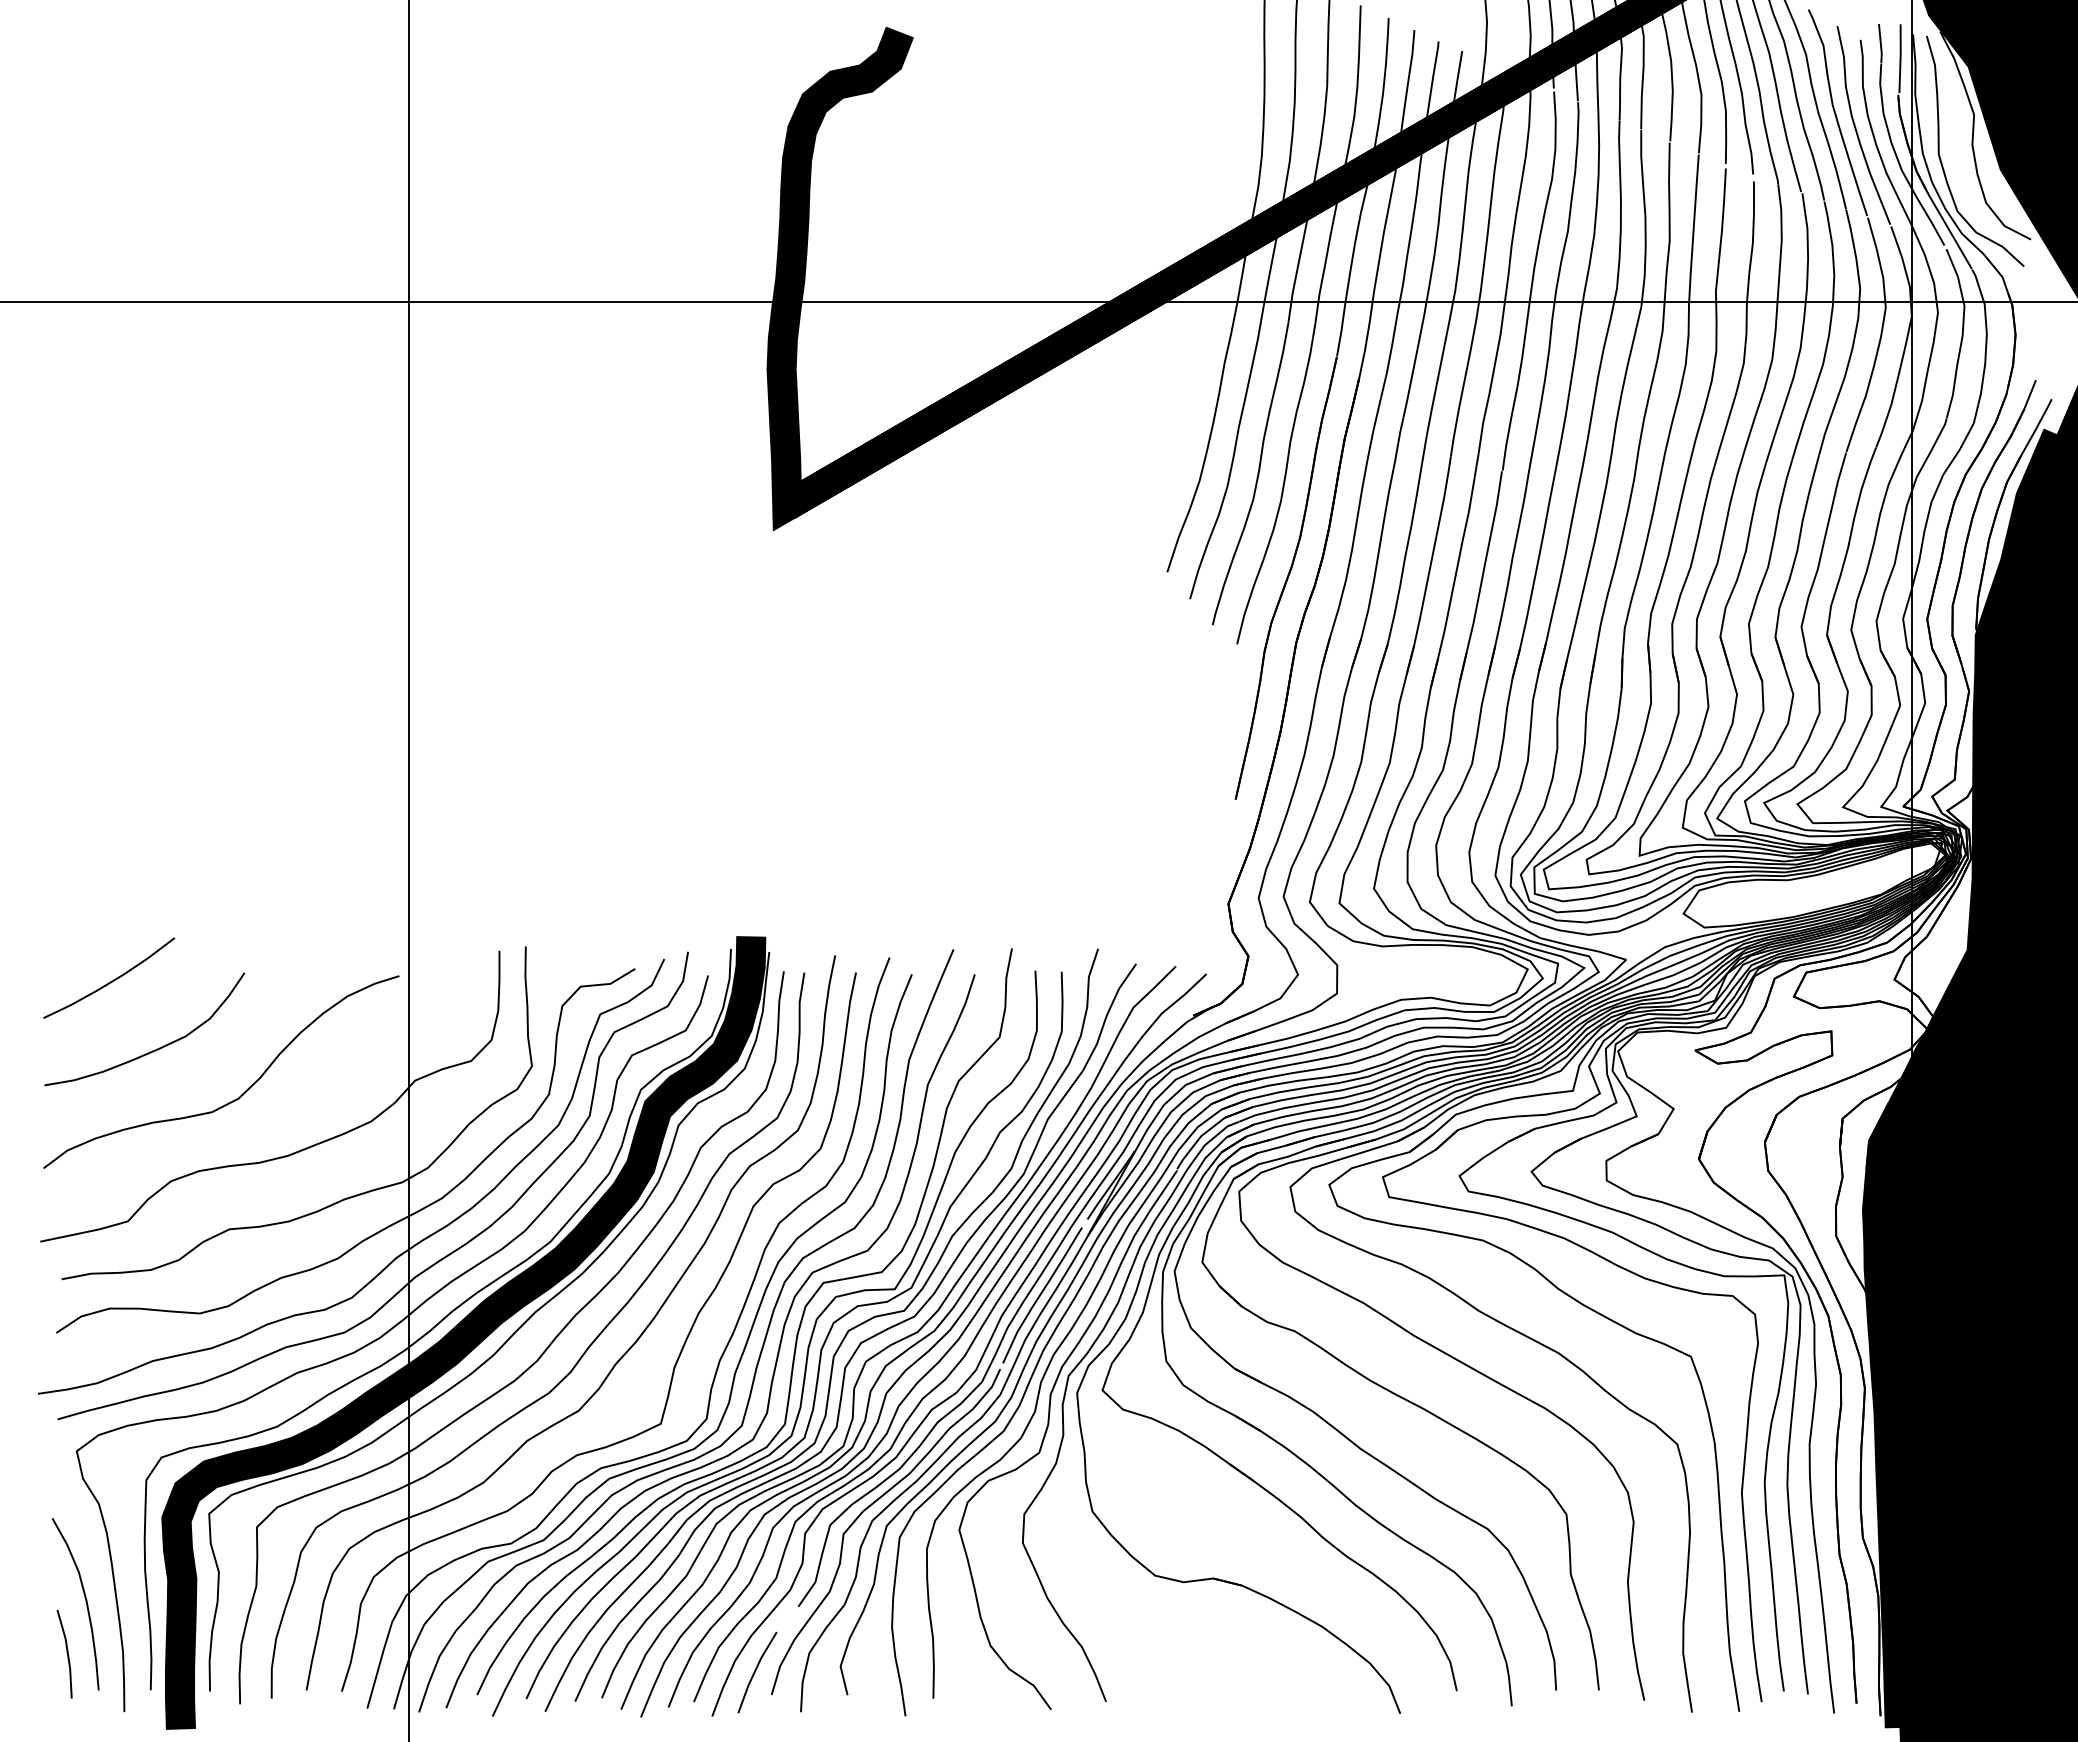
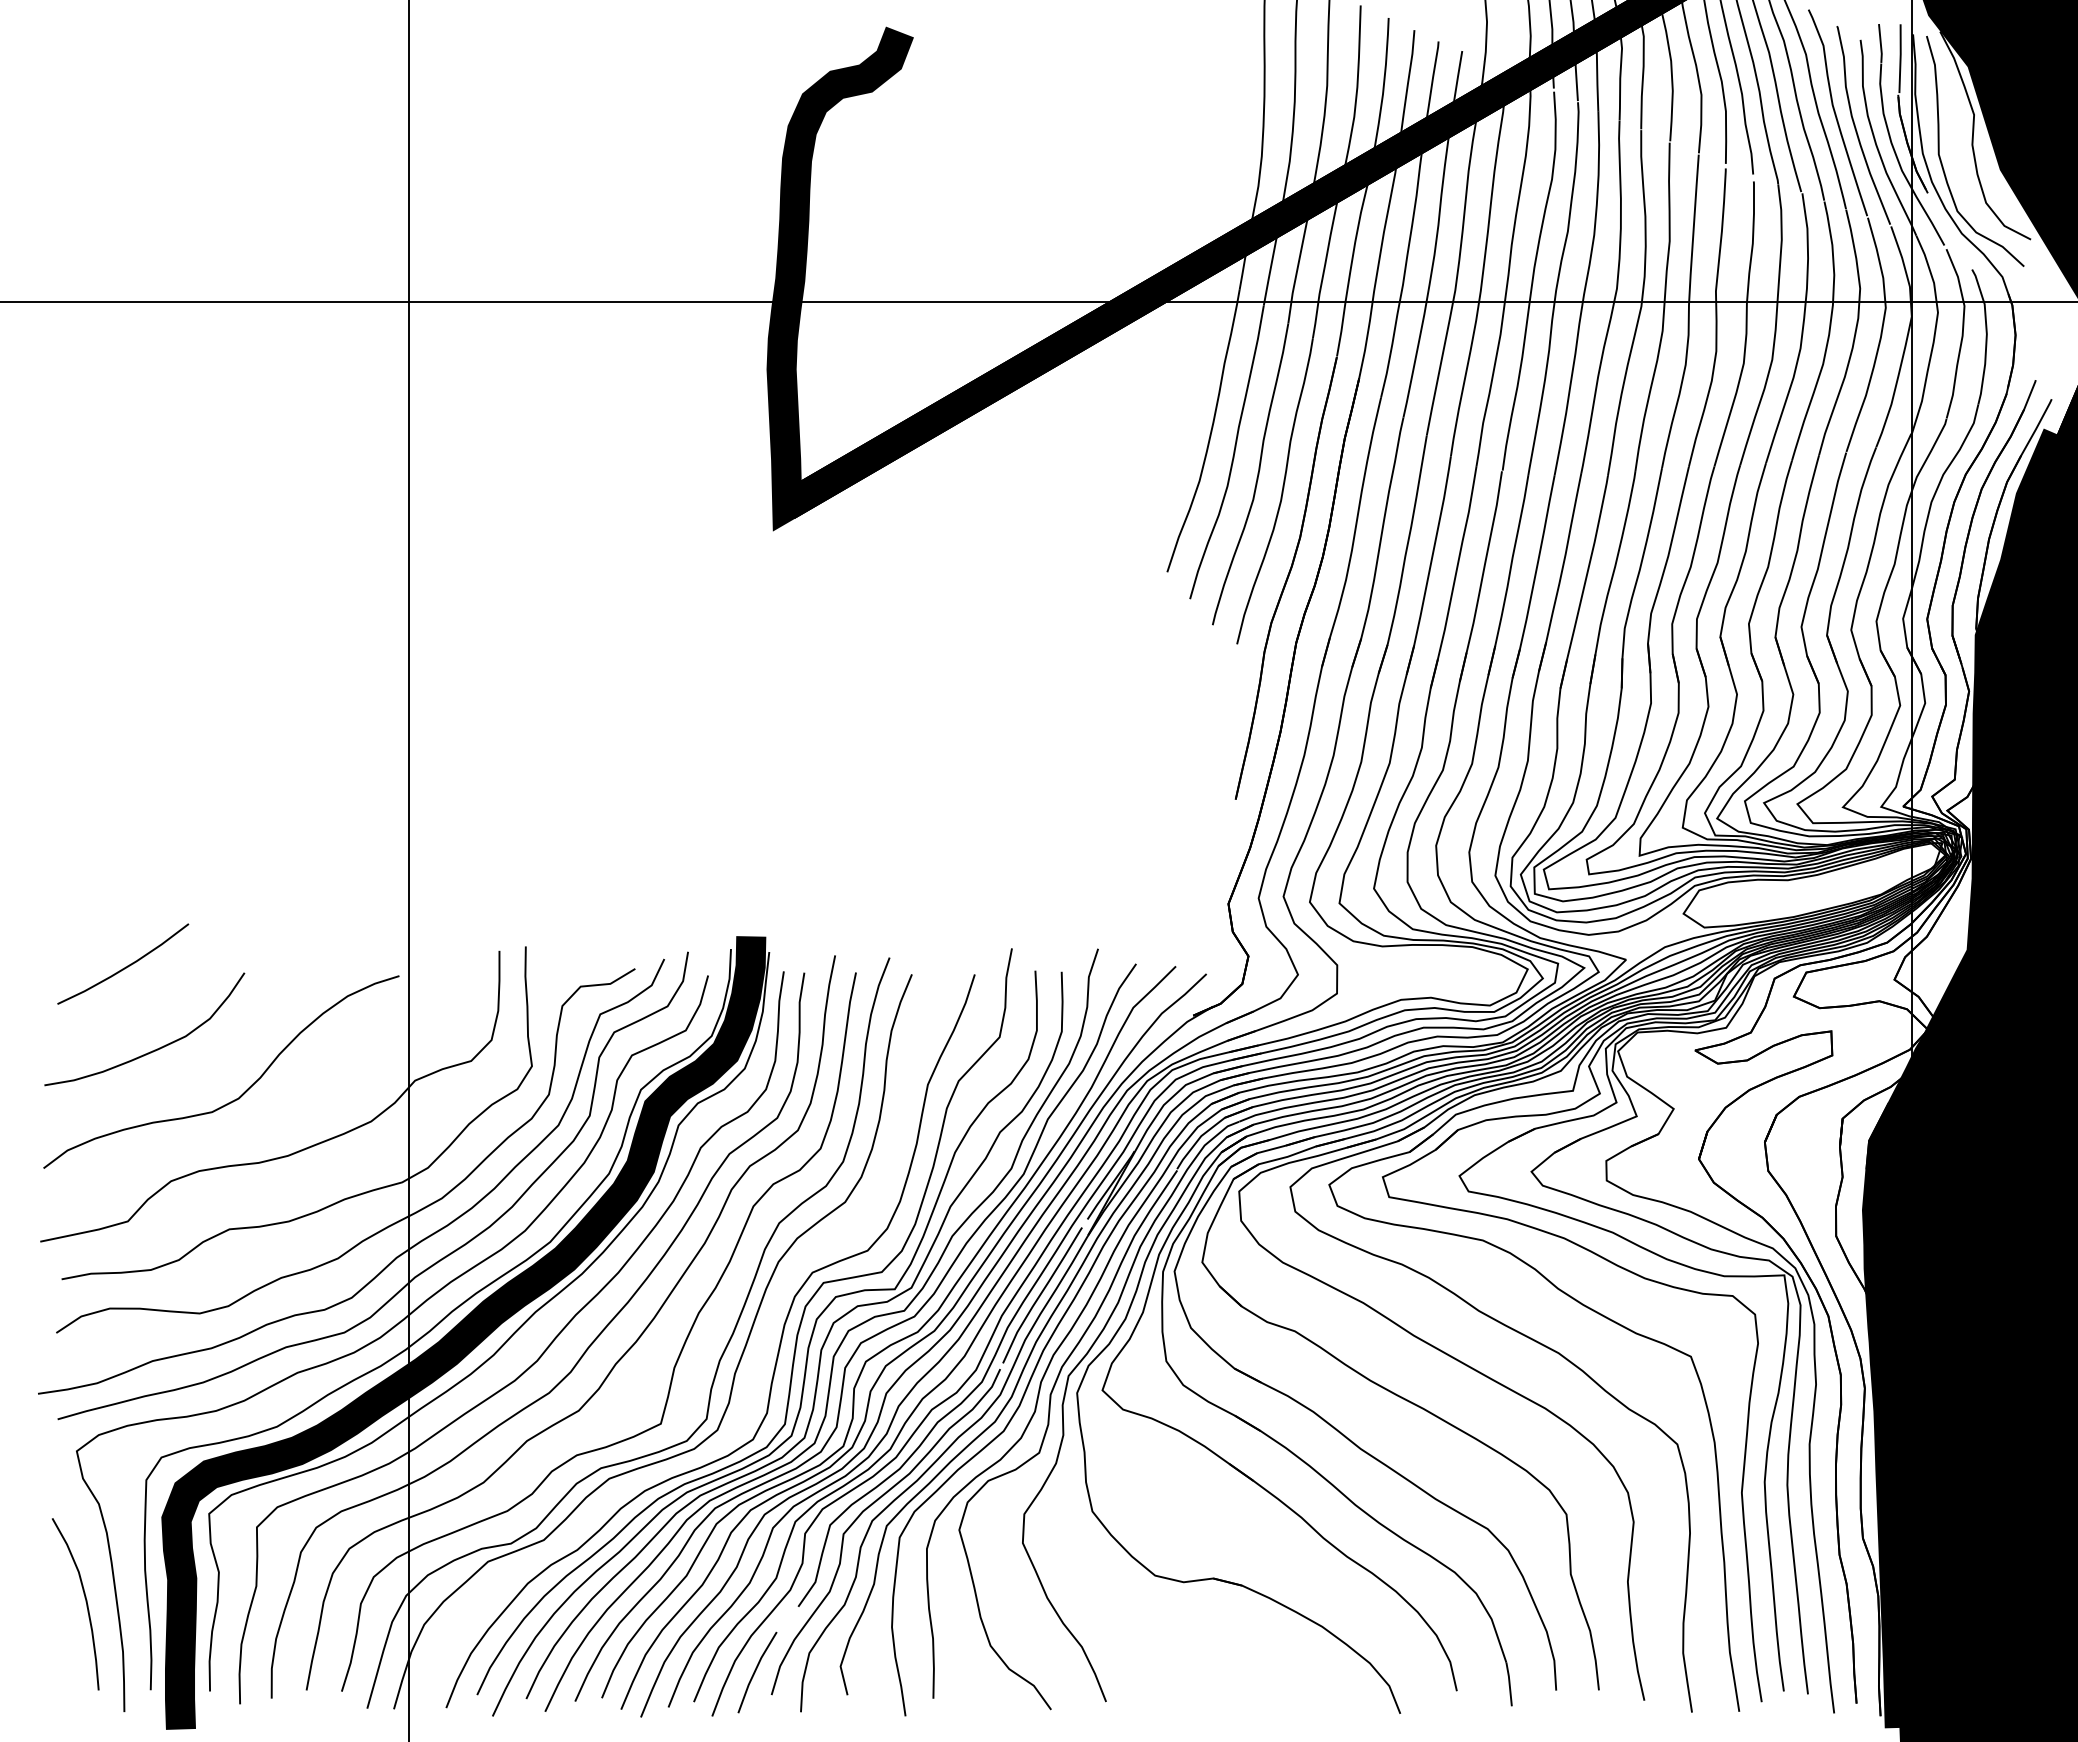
line: present -> none (1949, 230)
curve position: (111, 980) -> (125, 966) (125, 966)
curve: present -> none (760, 1350)
line: present -> none (66, 1653)
